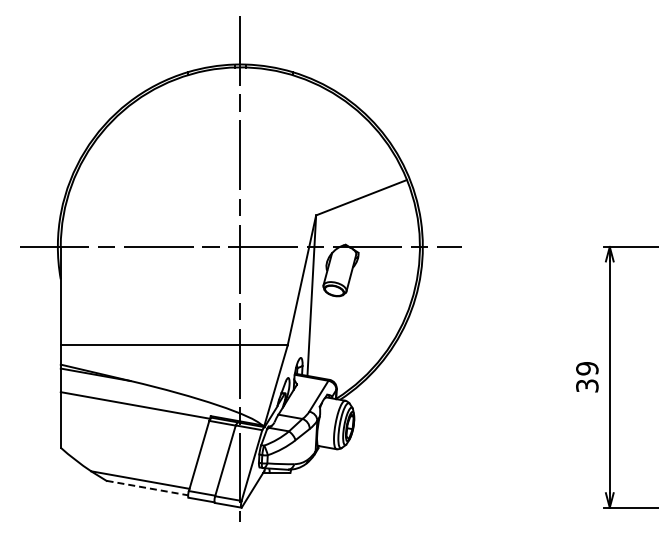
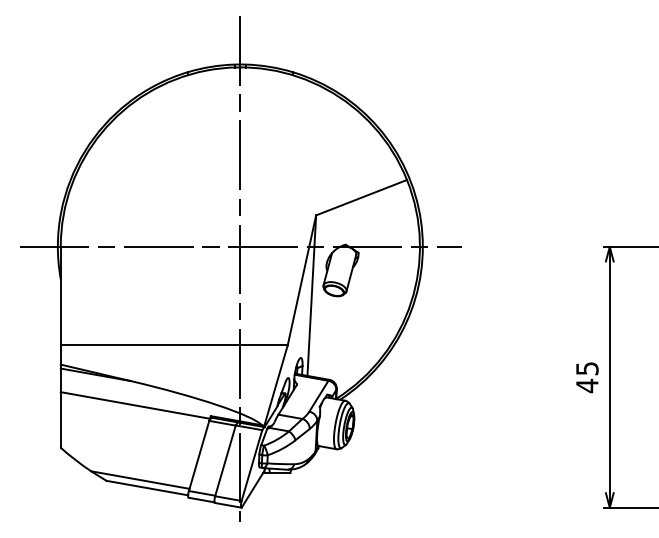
text: 39 -> 45 (587, 377)
line: dashed -> solid (147, 488)
